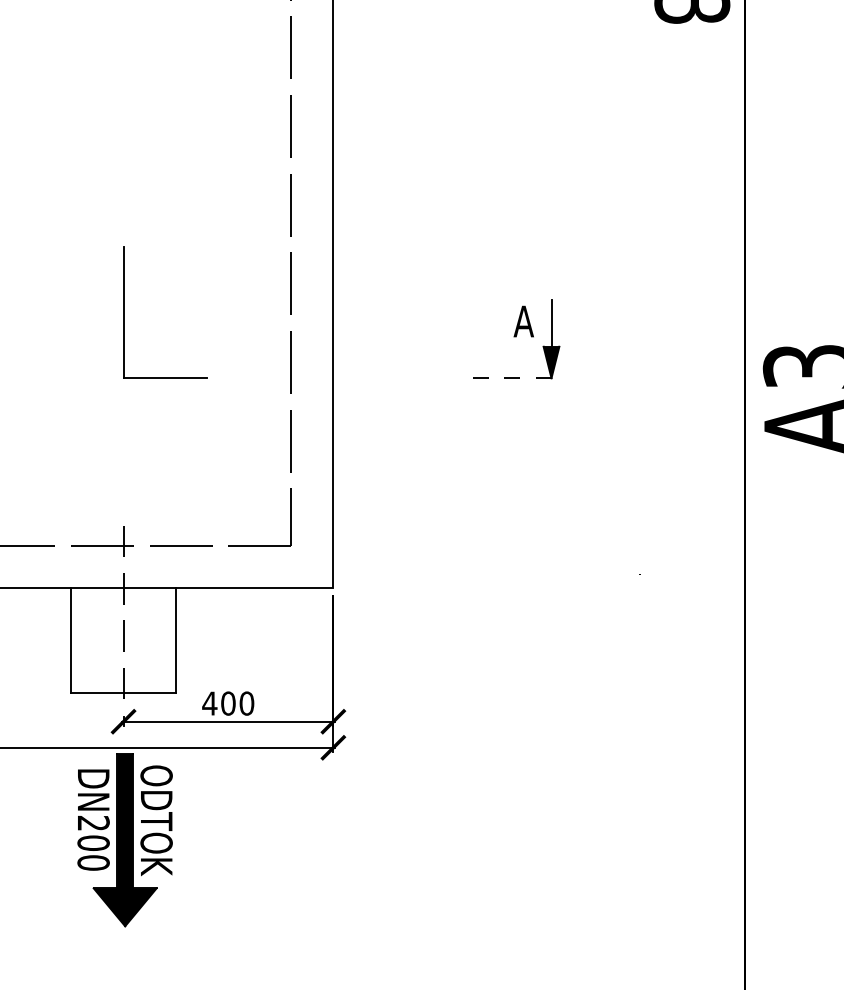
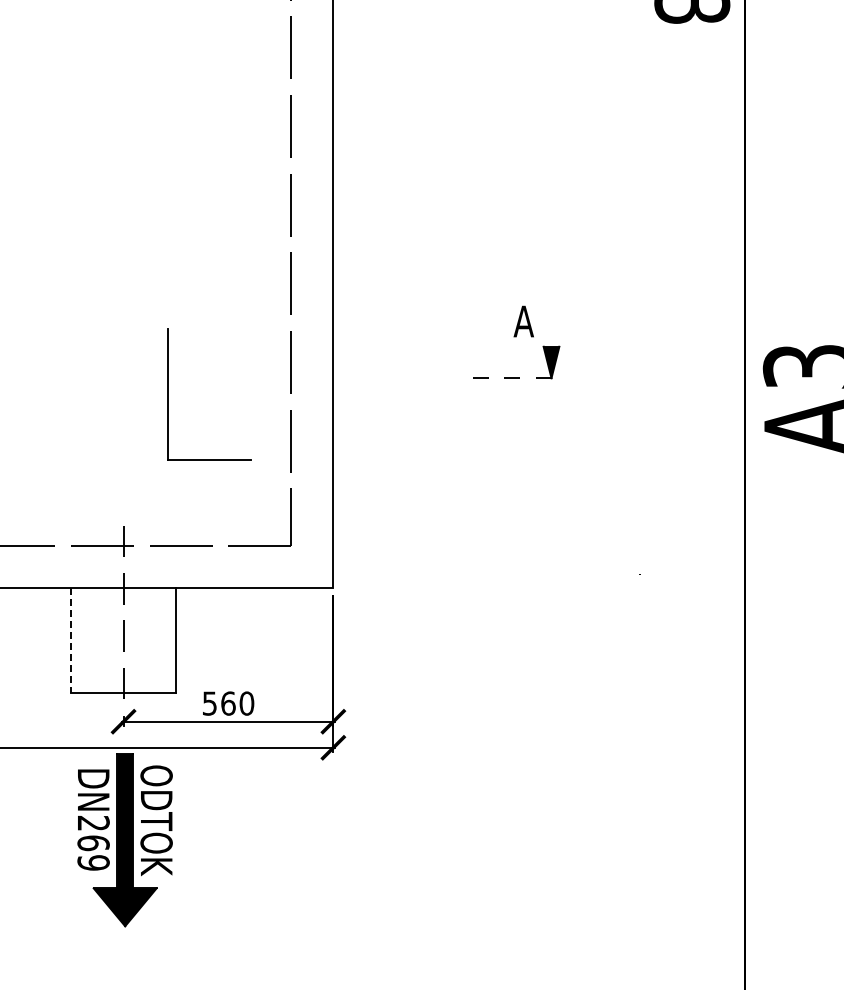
part position: (124, 312) -> (168, 394) (168, 394)
line: present -> none (551, 322)
line: solid -> dashed (71, 640)
text: 400 -> 560 (218, 703)
text: DN200 -> DN269 (93, 852)
